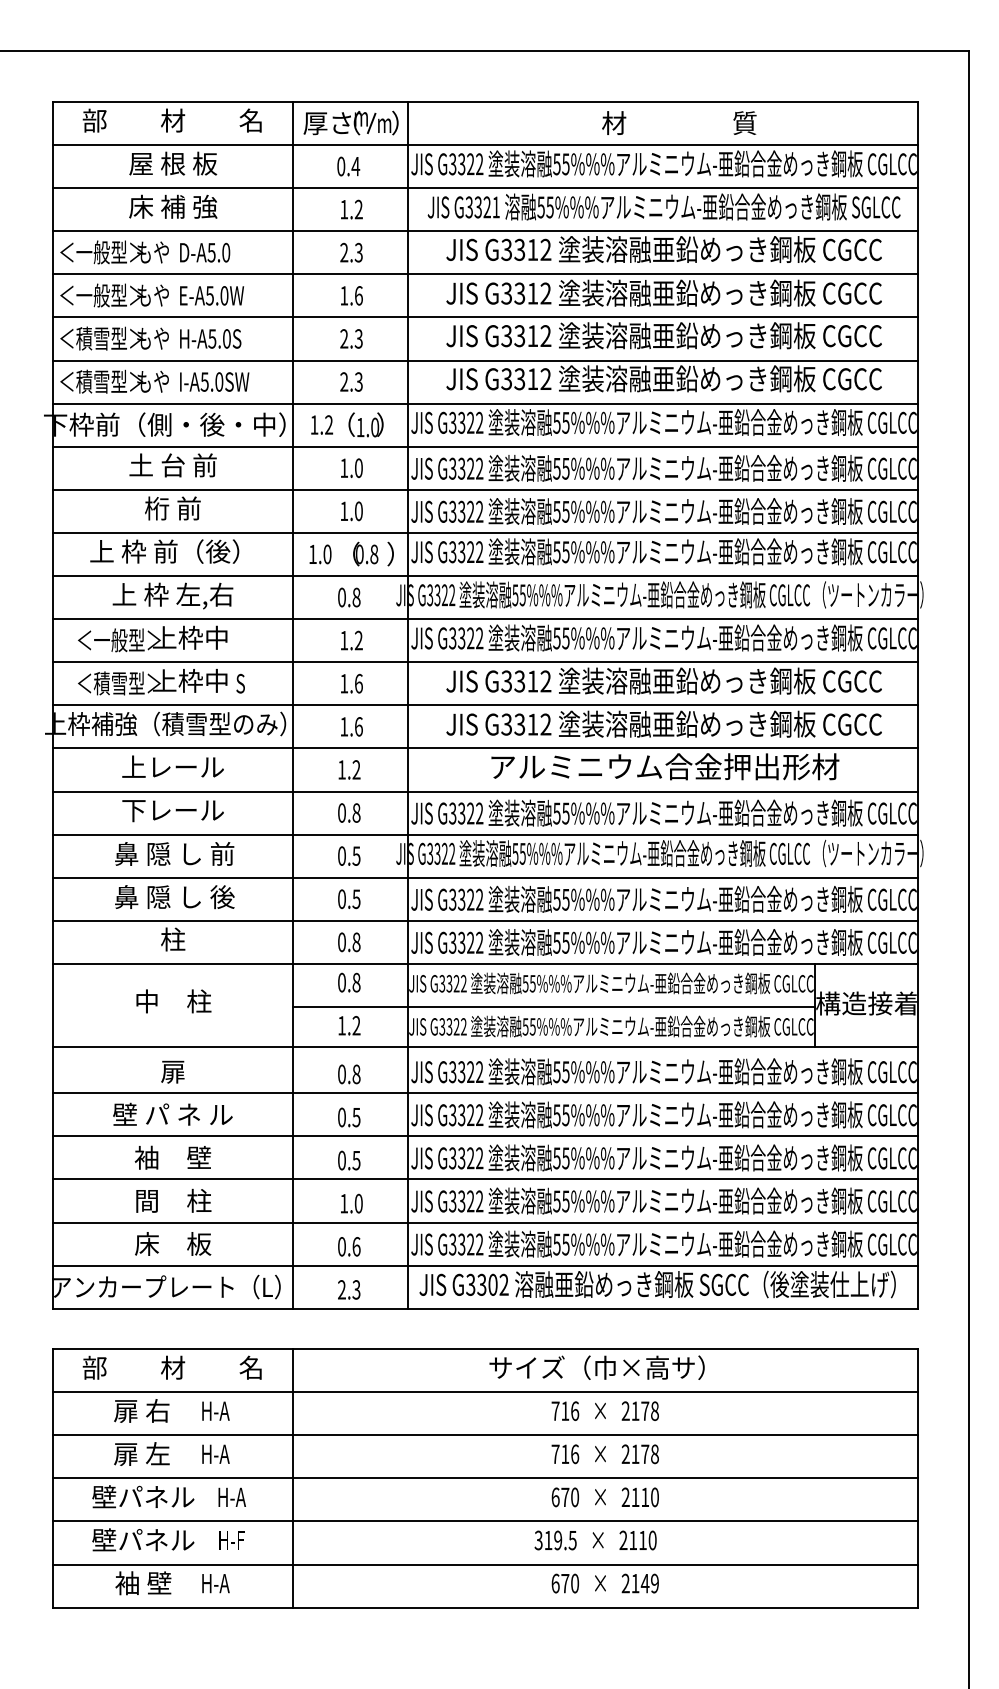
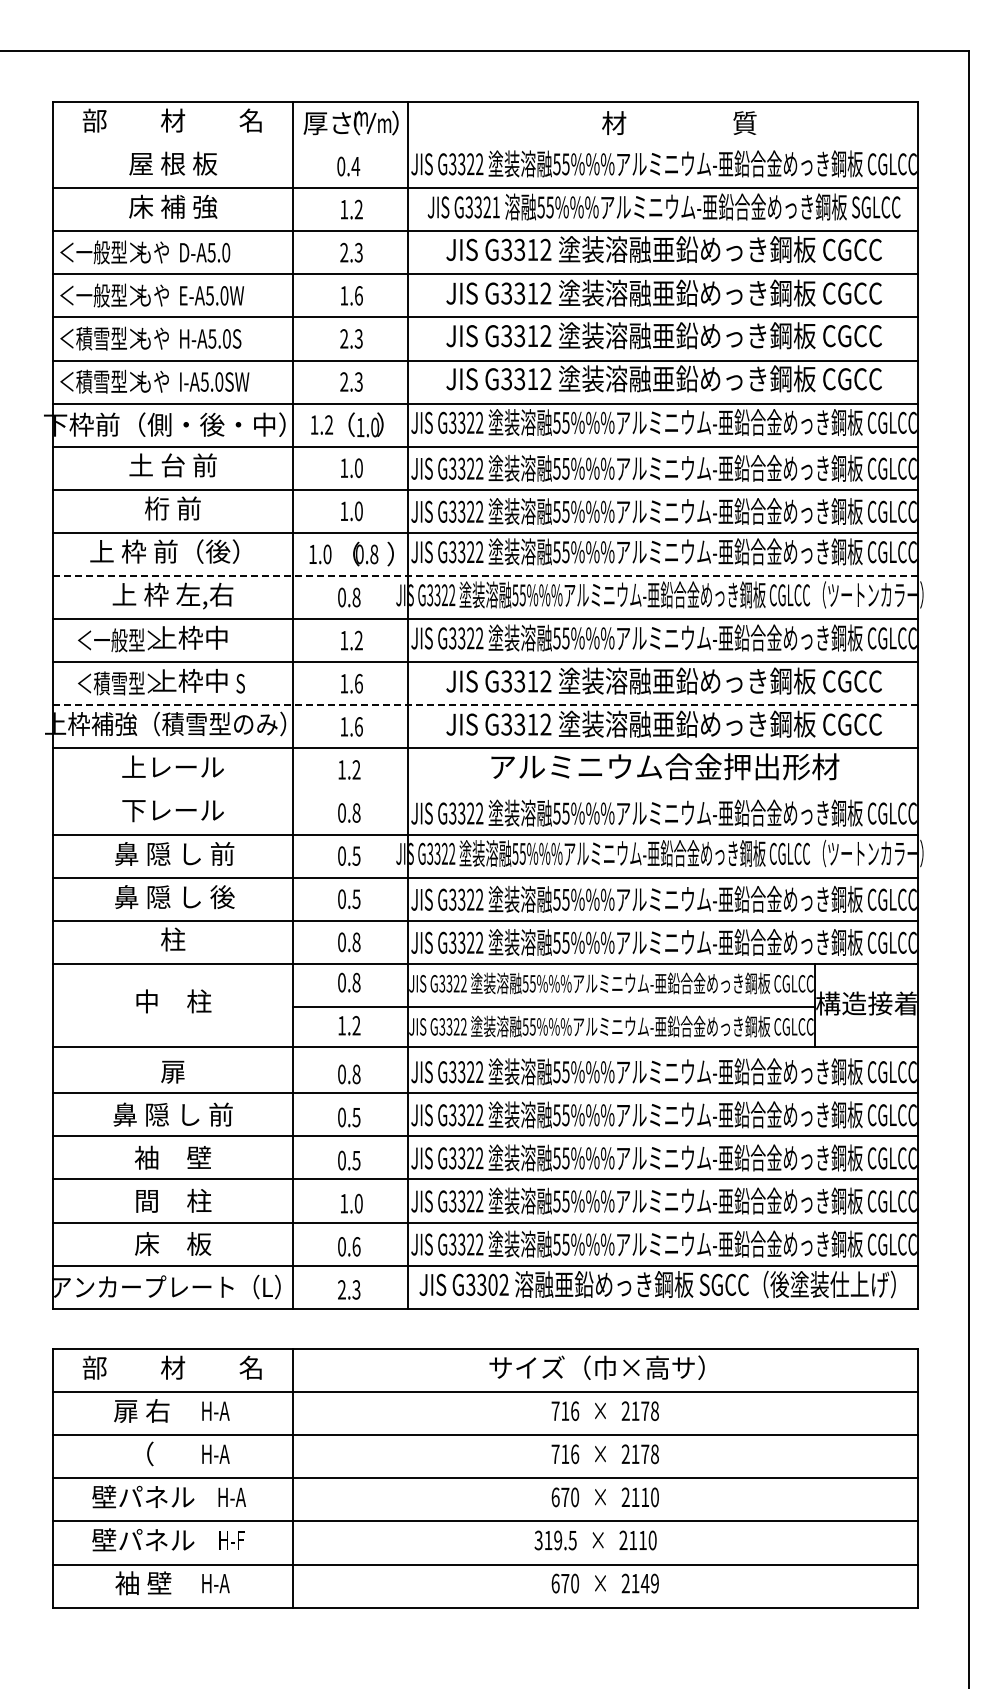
line: present -> none (485, 145)
line: solid -> dashed (486, 576)
line: solid -> dashed (486, 705)
line: present -> none (485, 791)
text: 壁 パ ネ ル -> 鼻 隠 し 前 (172, 1114)
text: 扉 左 -> （ (141, 1453)
